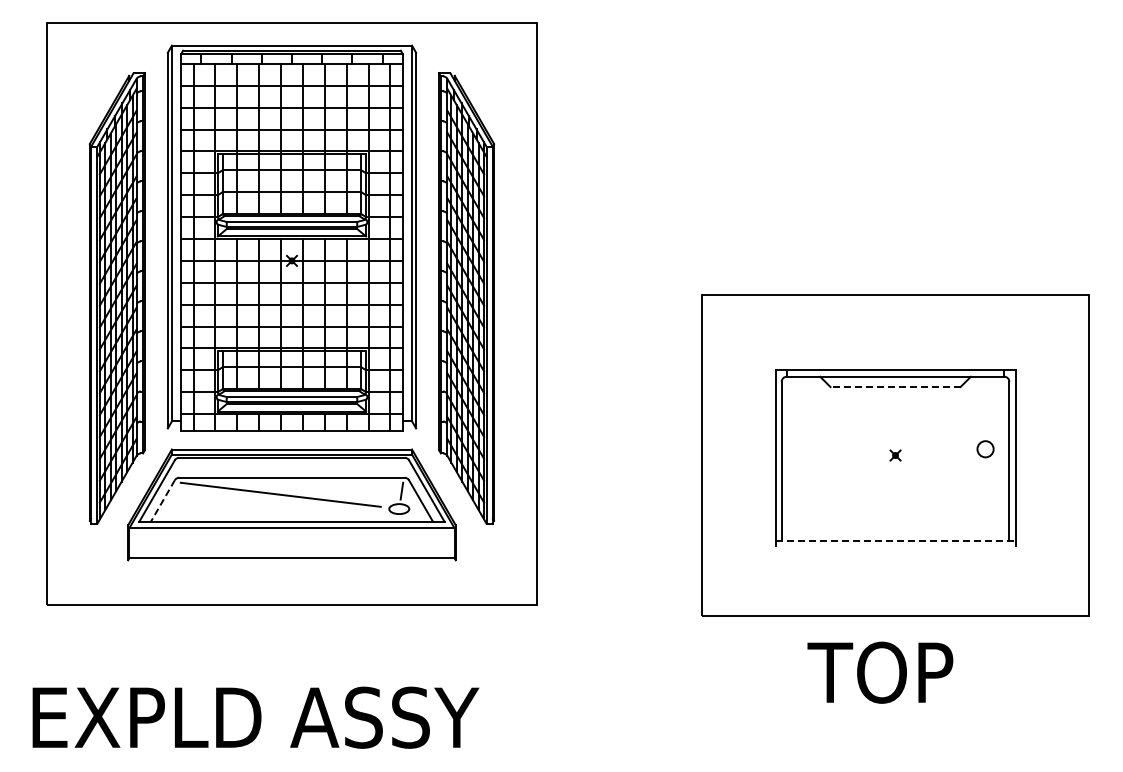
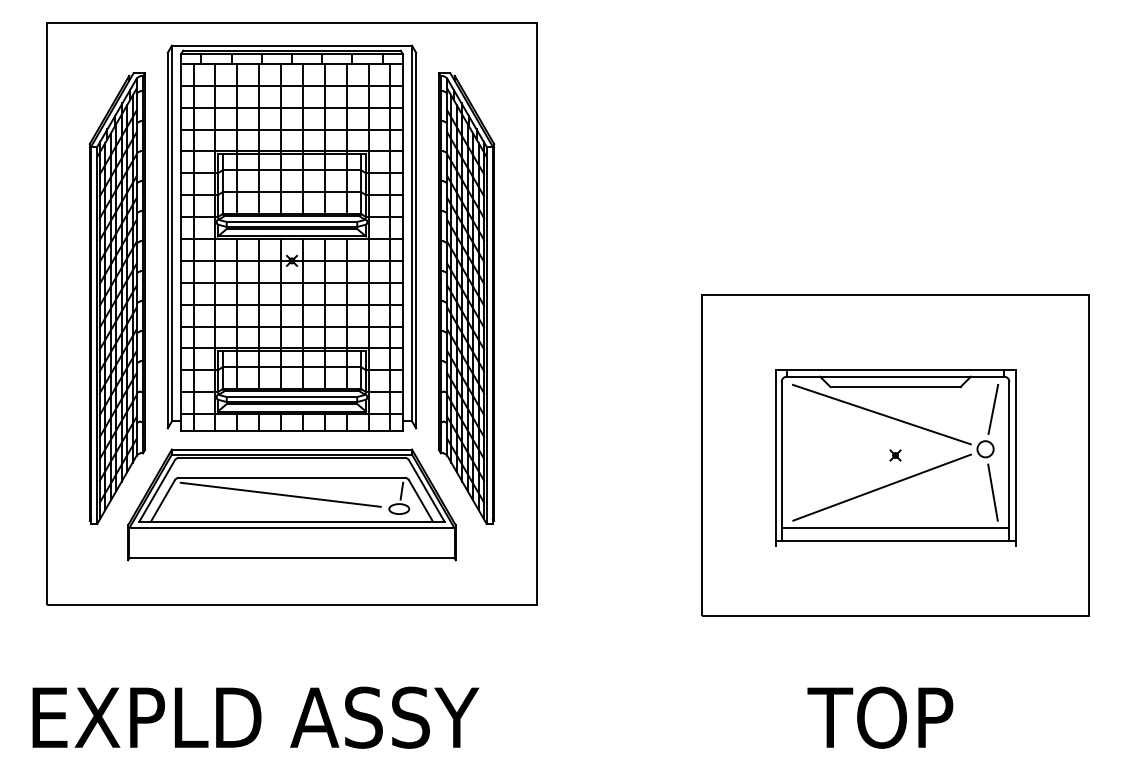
line: dashed -> solid (895, 387)
line: none -> present (993, 408)
line: none -> present (881, 414)
line: none -> present (881, 487)
line: none -> present (992, 492)
line: dashed -> solid (162, 500)
line: none -> present (895, 528)
line: dashed -> solid (896, 540)
text position: (880, 672) -> (880, 717) (880, 717)
